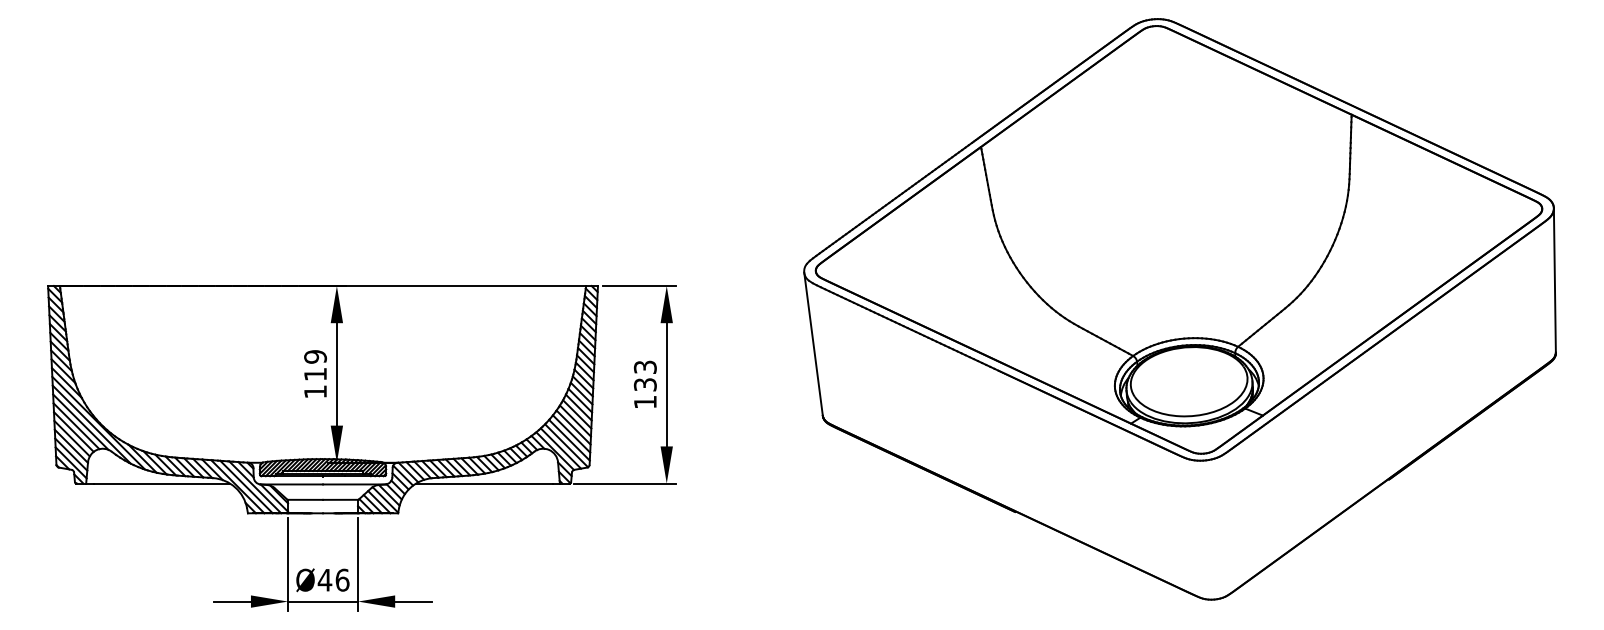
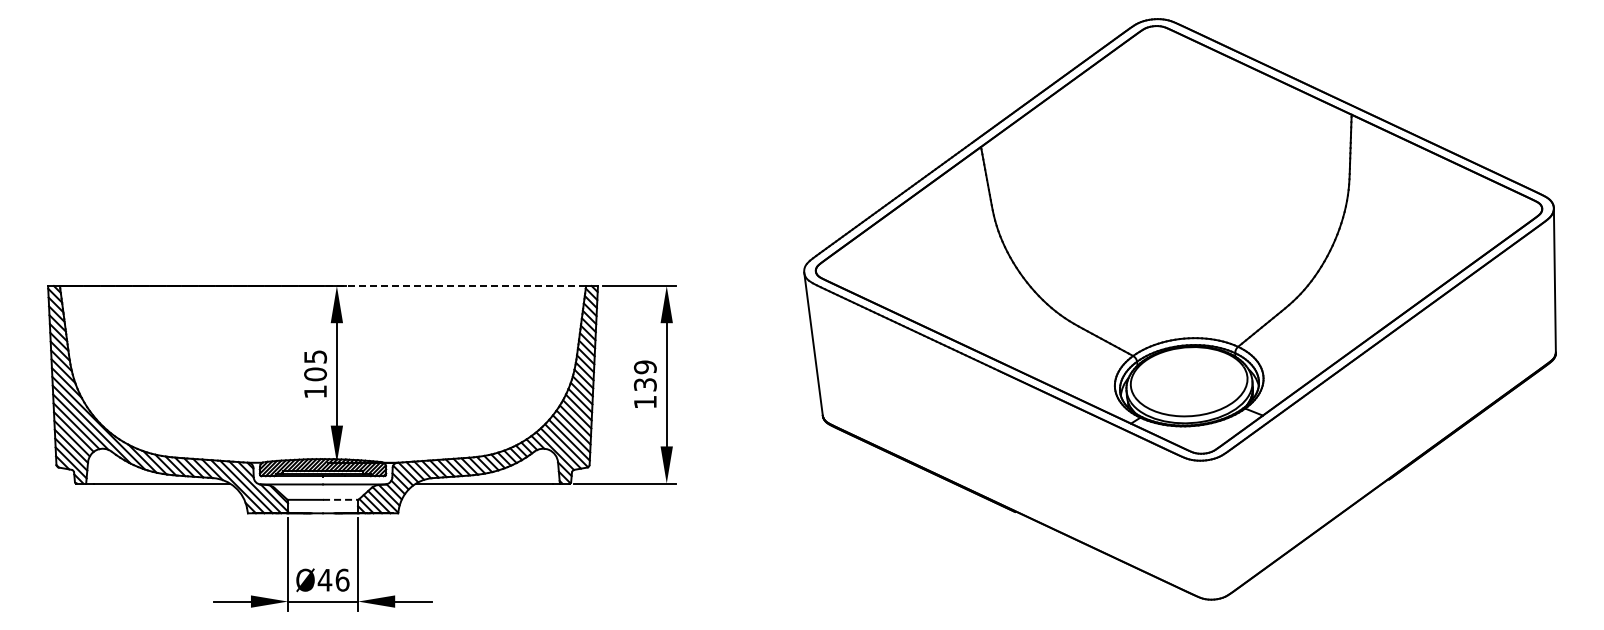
line: solid -> dashed (454, 286)
text: 119 -> 105 (315, 365)
text: 133 -> 139 (645, 367)
line: solid -> dashed (340, 499)
